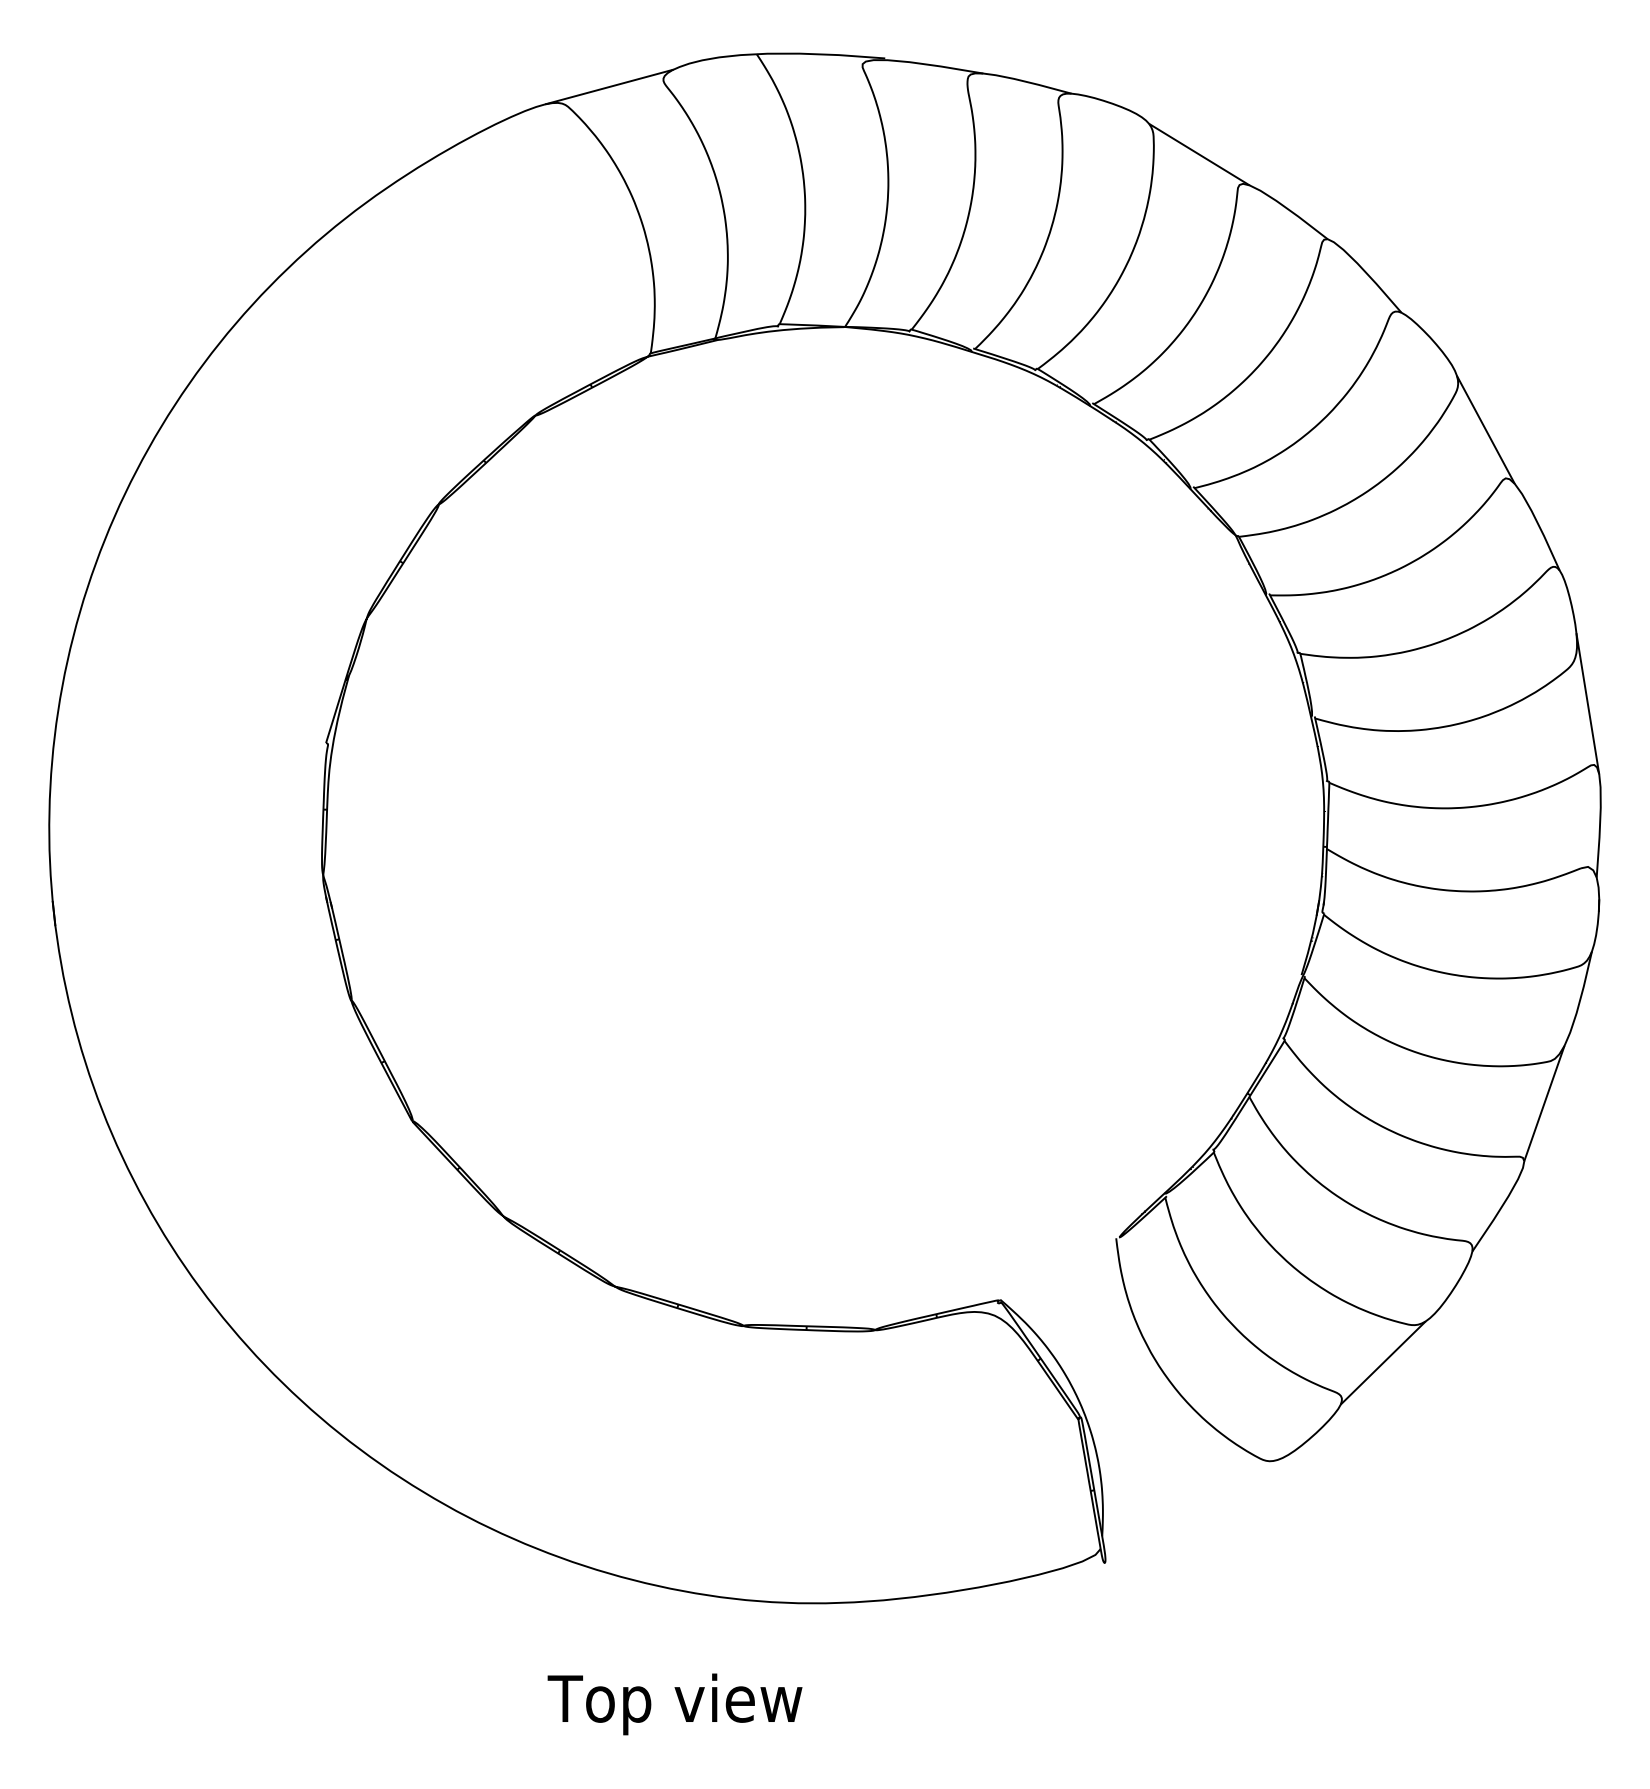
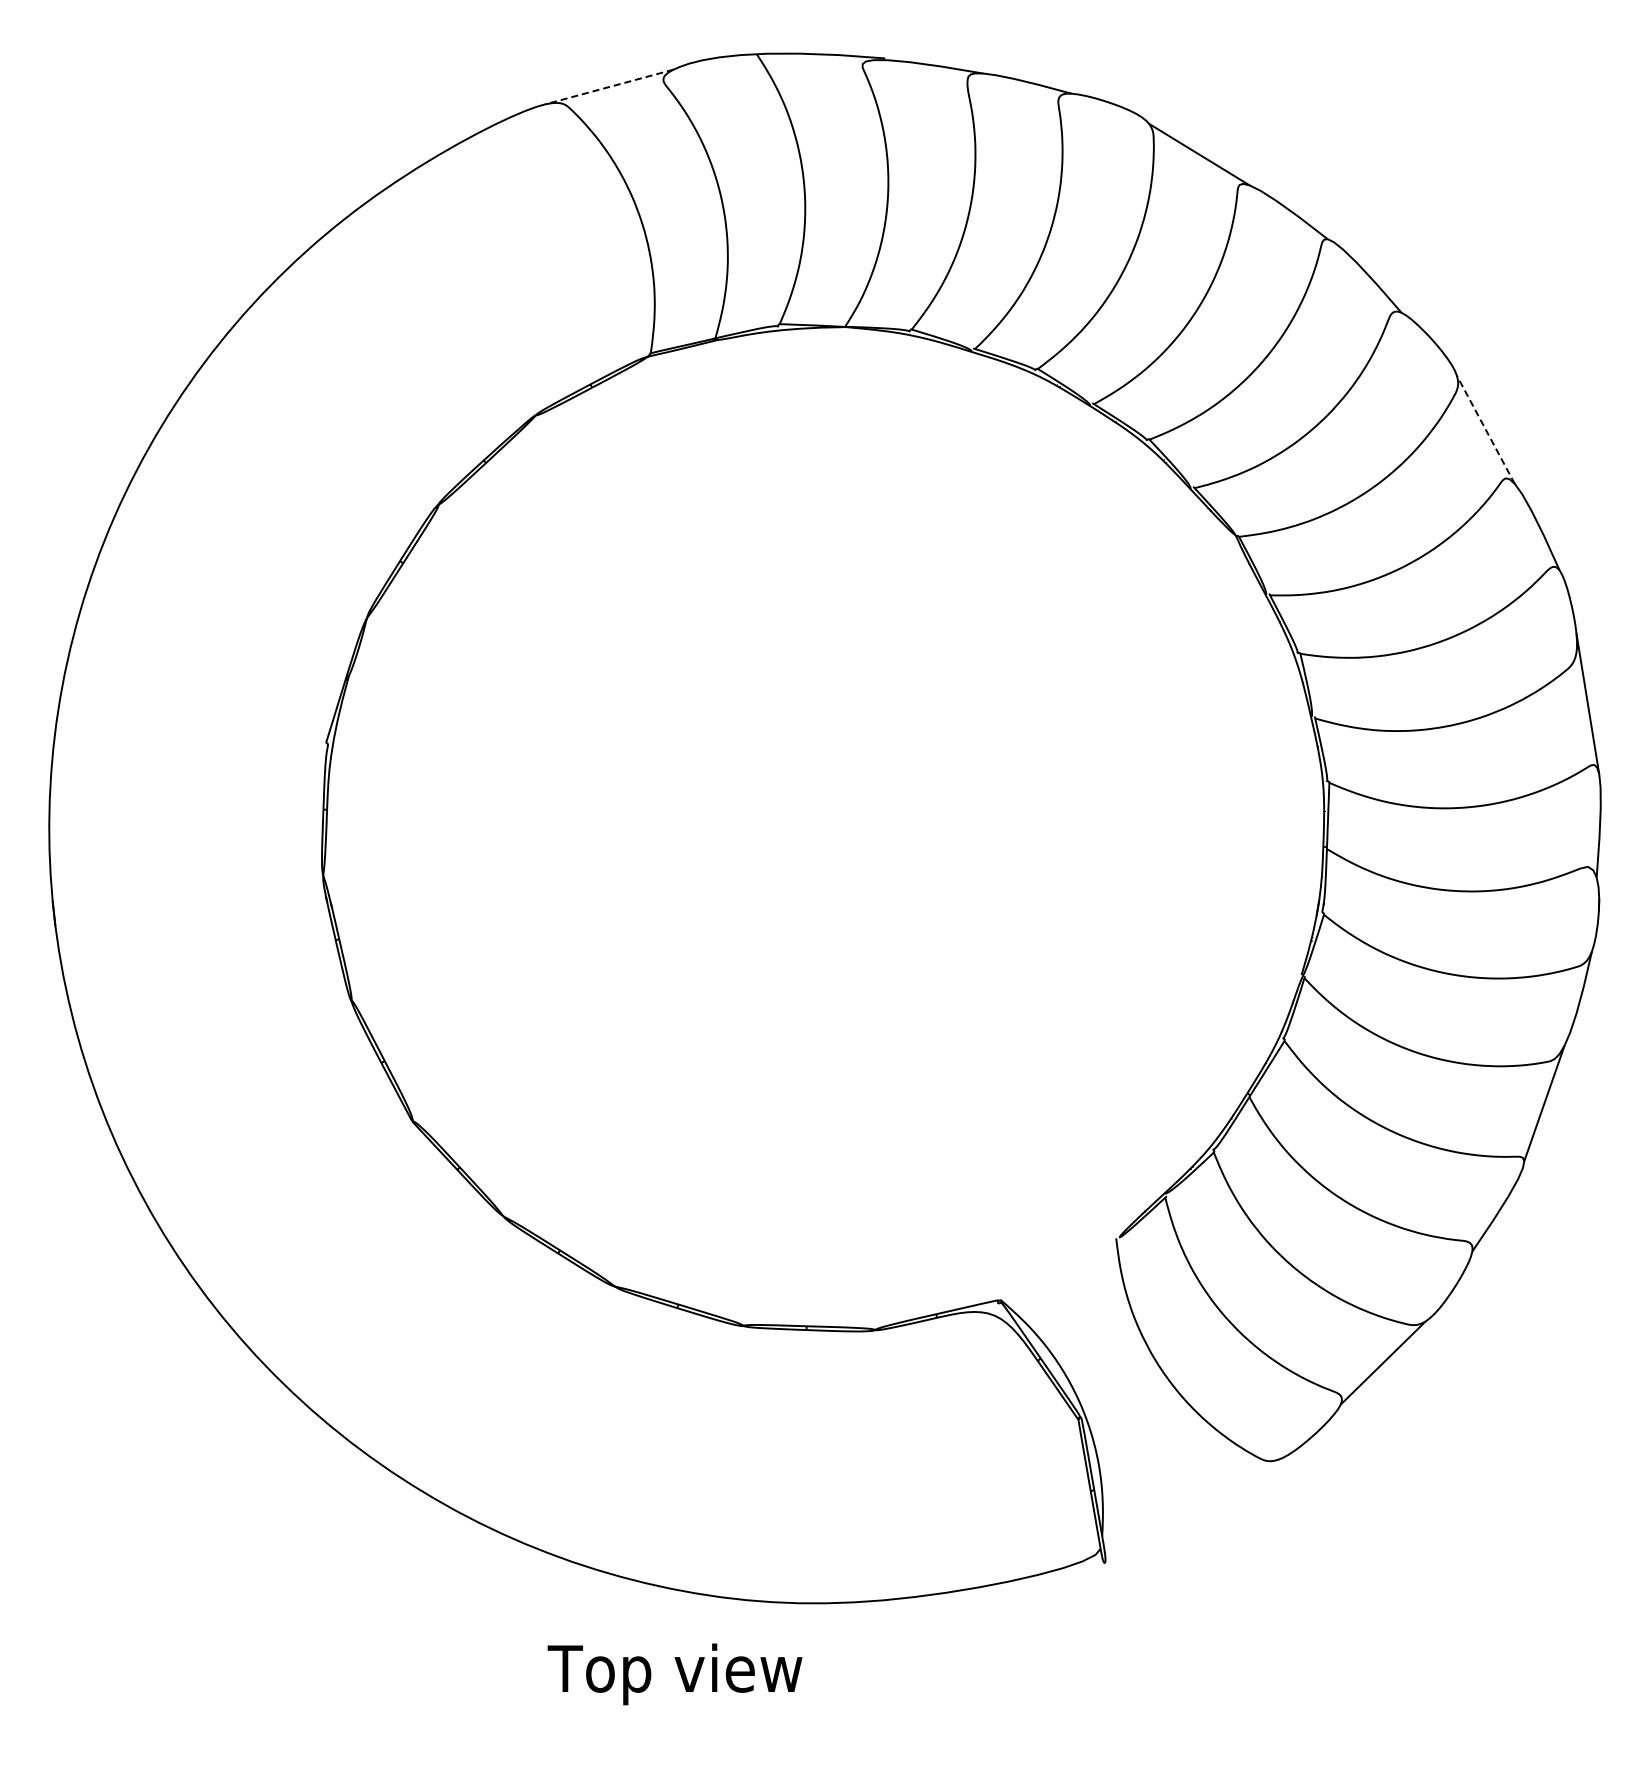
line: solid -> dashed (609, 86)
line: solid -> dashed (1485, 429)
text position: (674, 1704) -> (674, 1674) (674, 1674)
